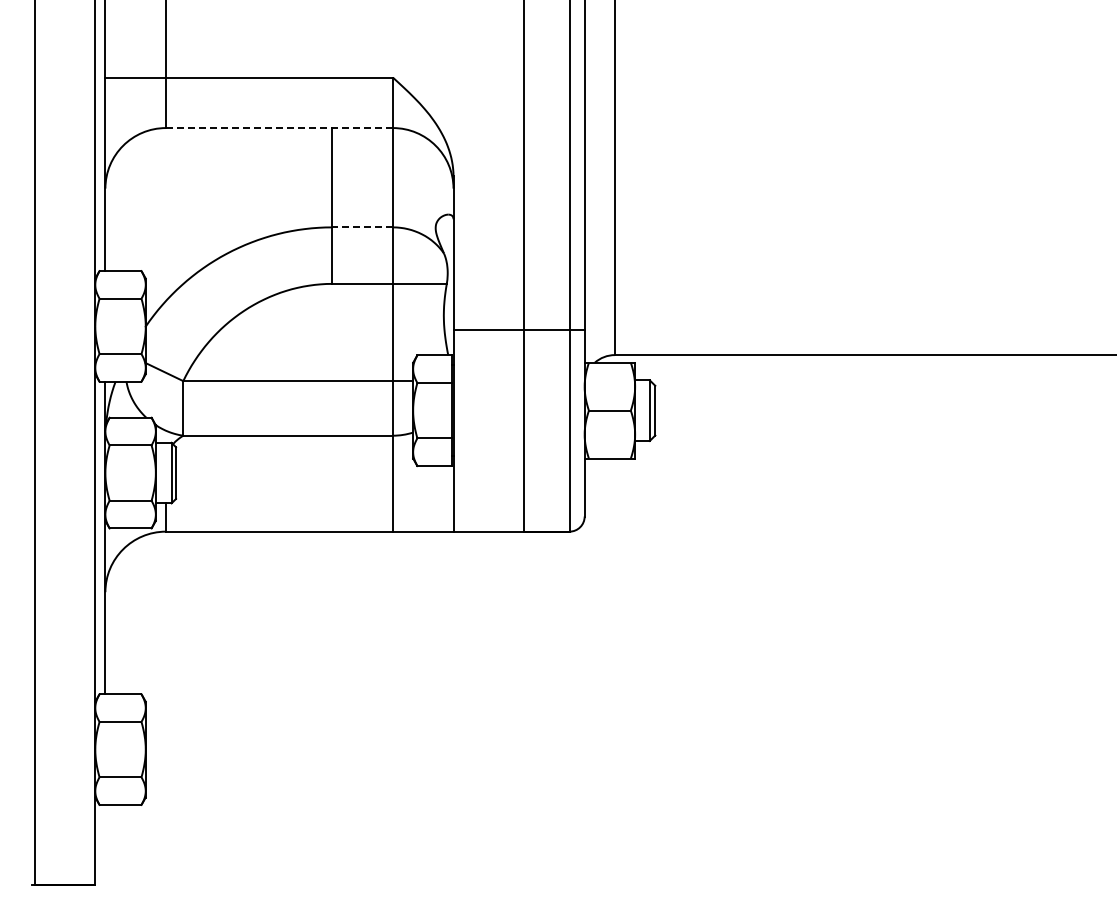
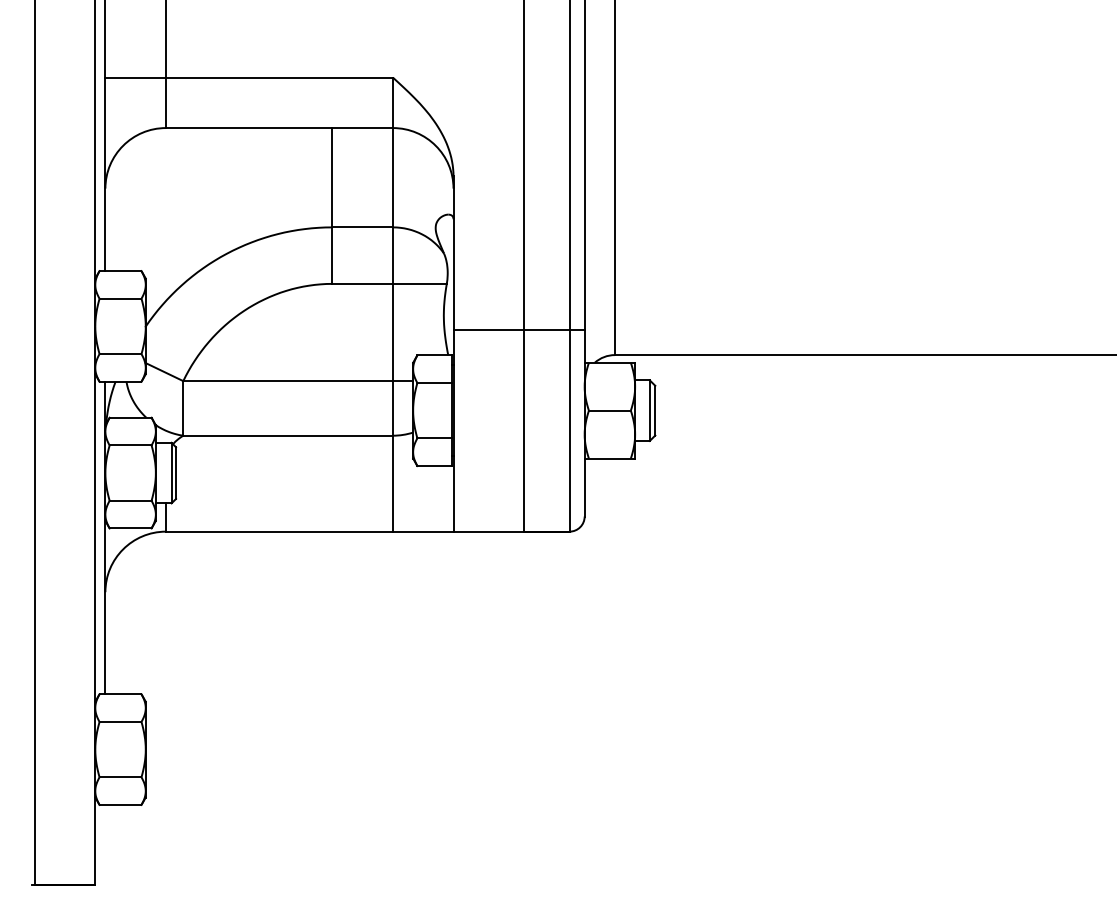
line: dashed -> solid (279, 128)
line: dashed -> solid (362, 227)
